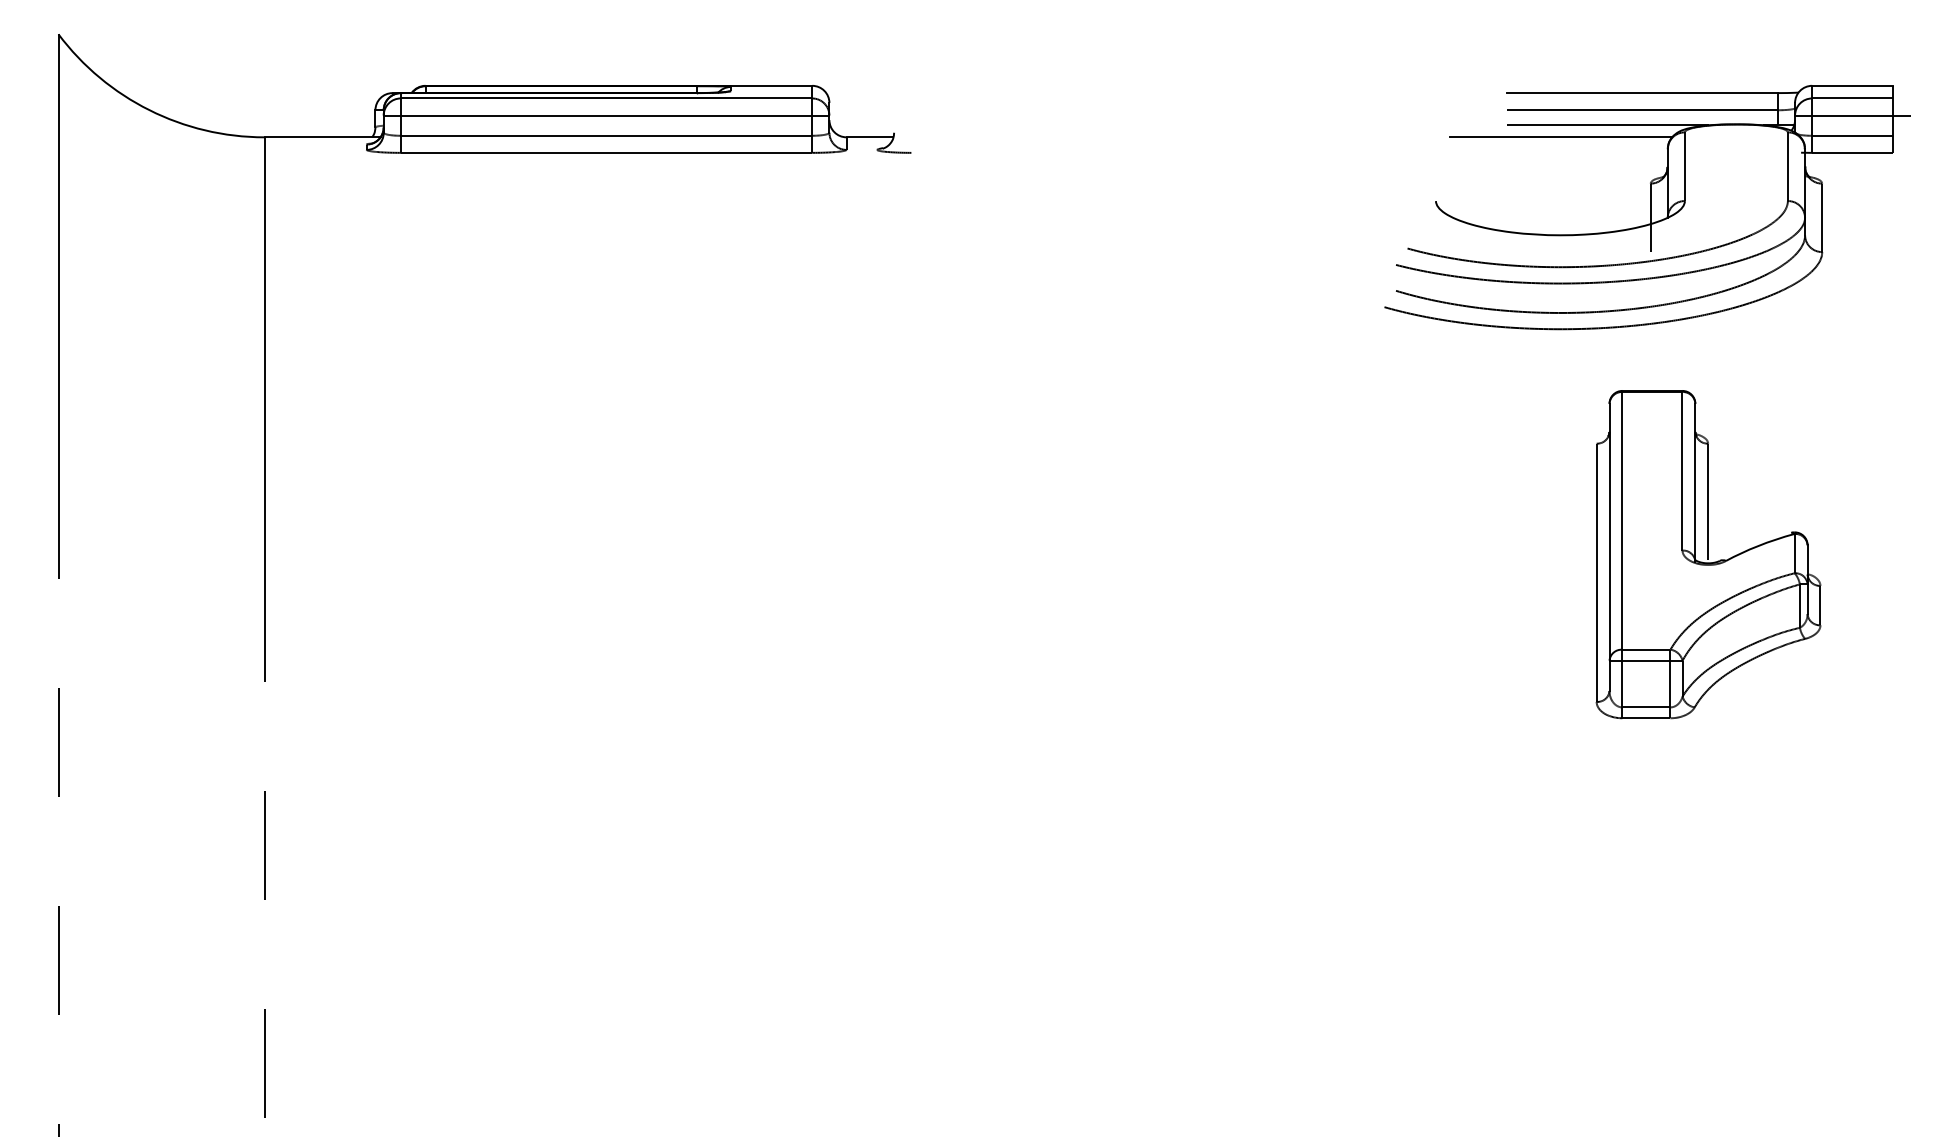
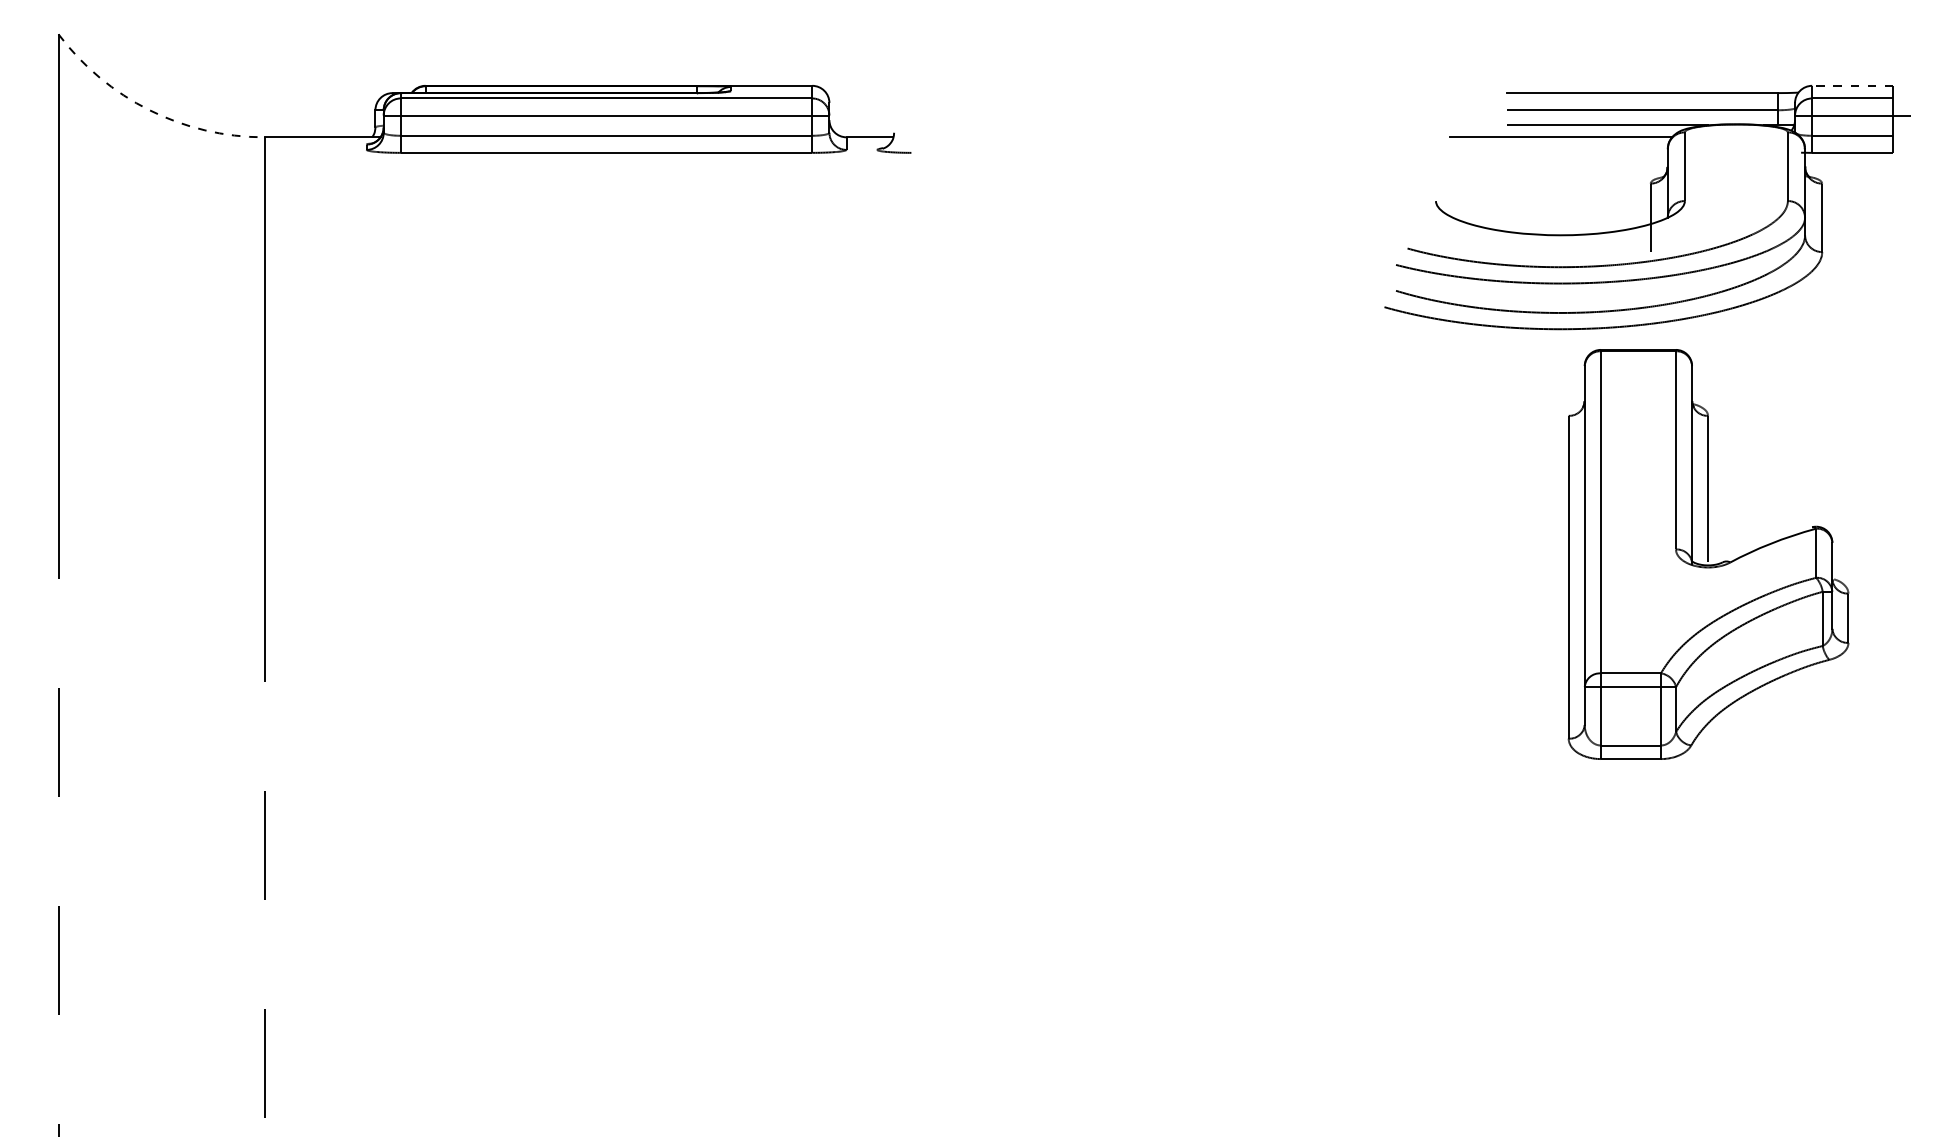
line: solid -> dashed (1852, 85)
arc: solid -> dashed (149, 110)
part size: 227x330 px -> 283x411 px (1708, 554)
